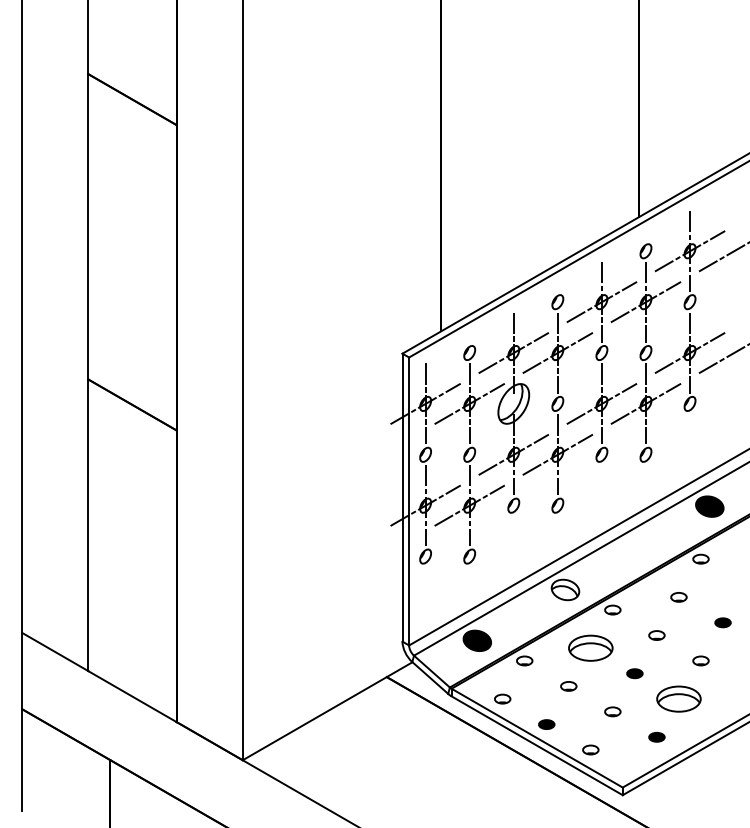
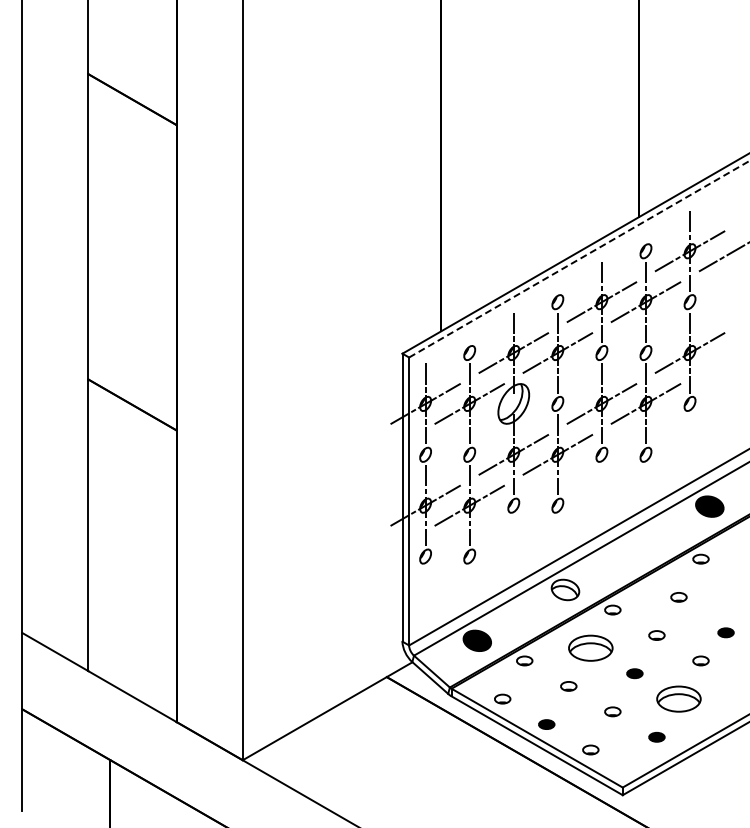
line: solid -> dashed (579, 259)
line: present -> none (722, 359)
part position: (722, 622) -> (725, 632) (725, 632)
